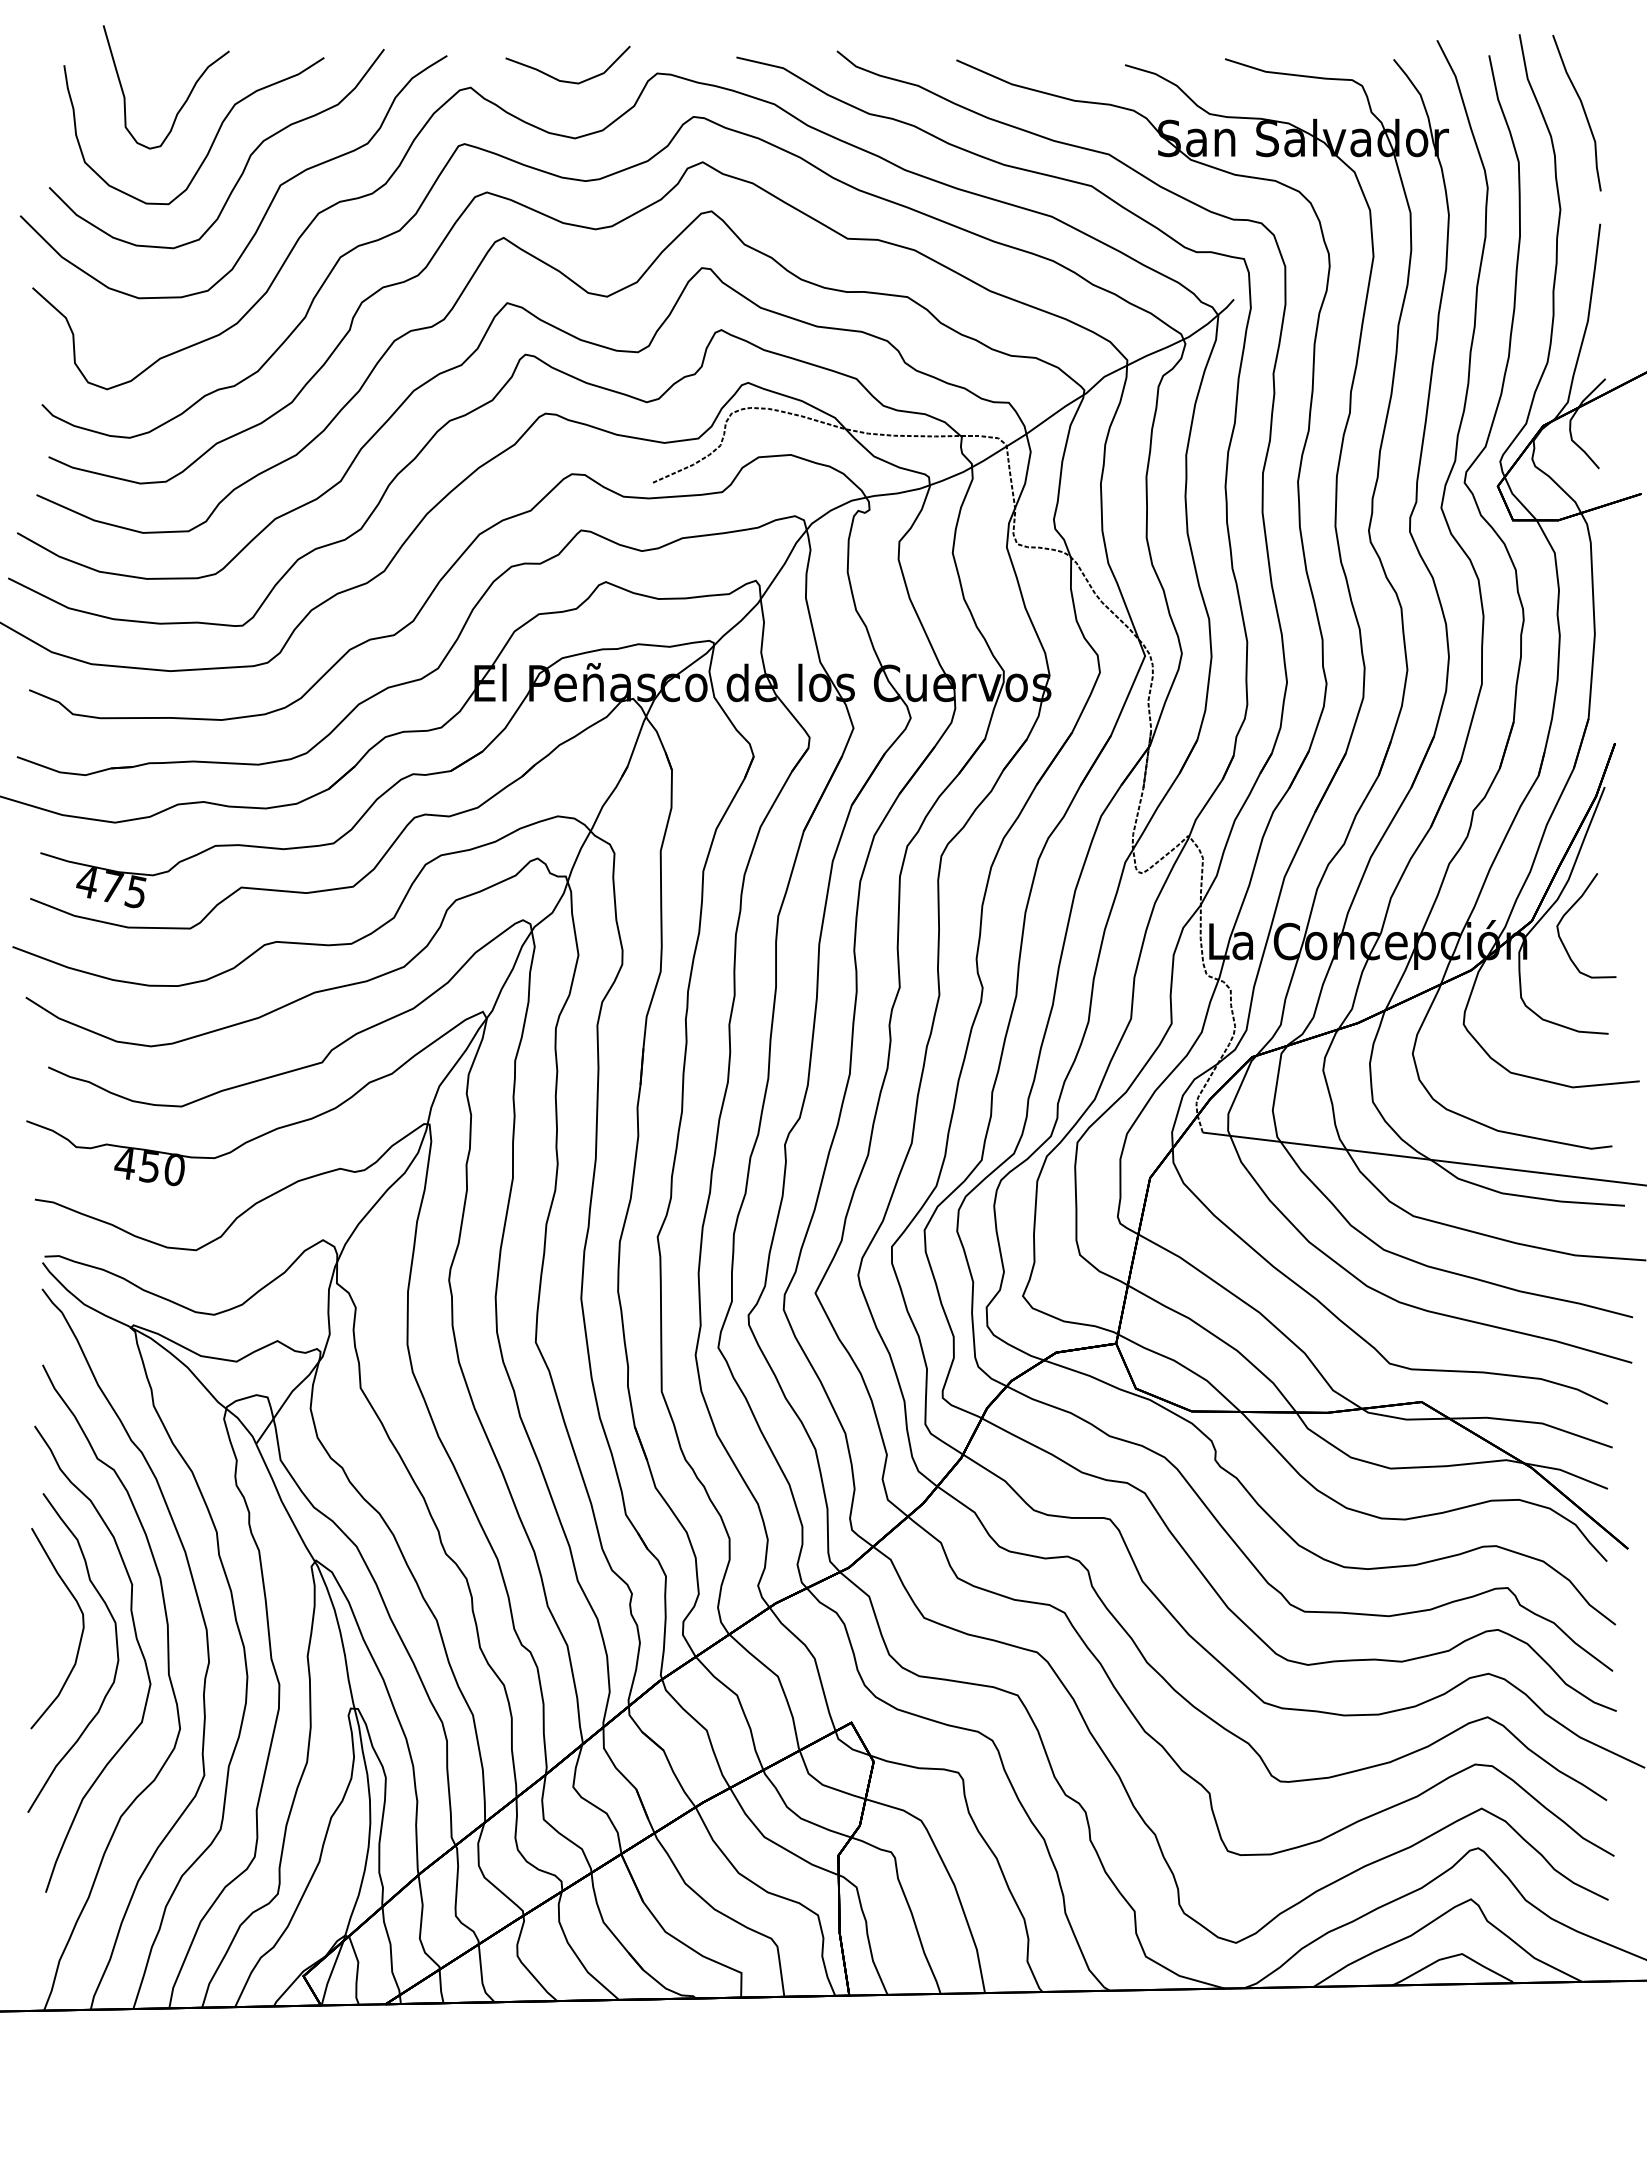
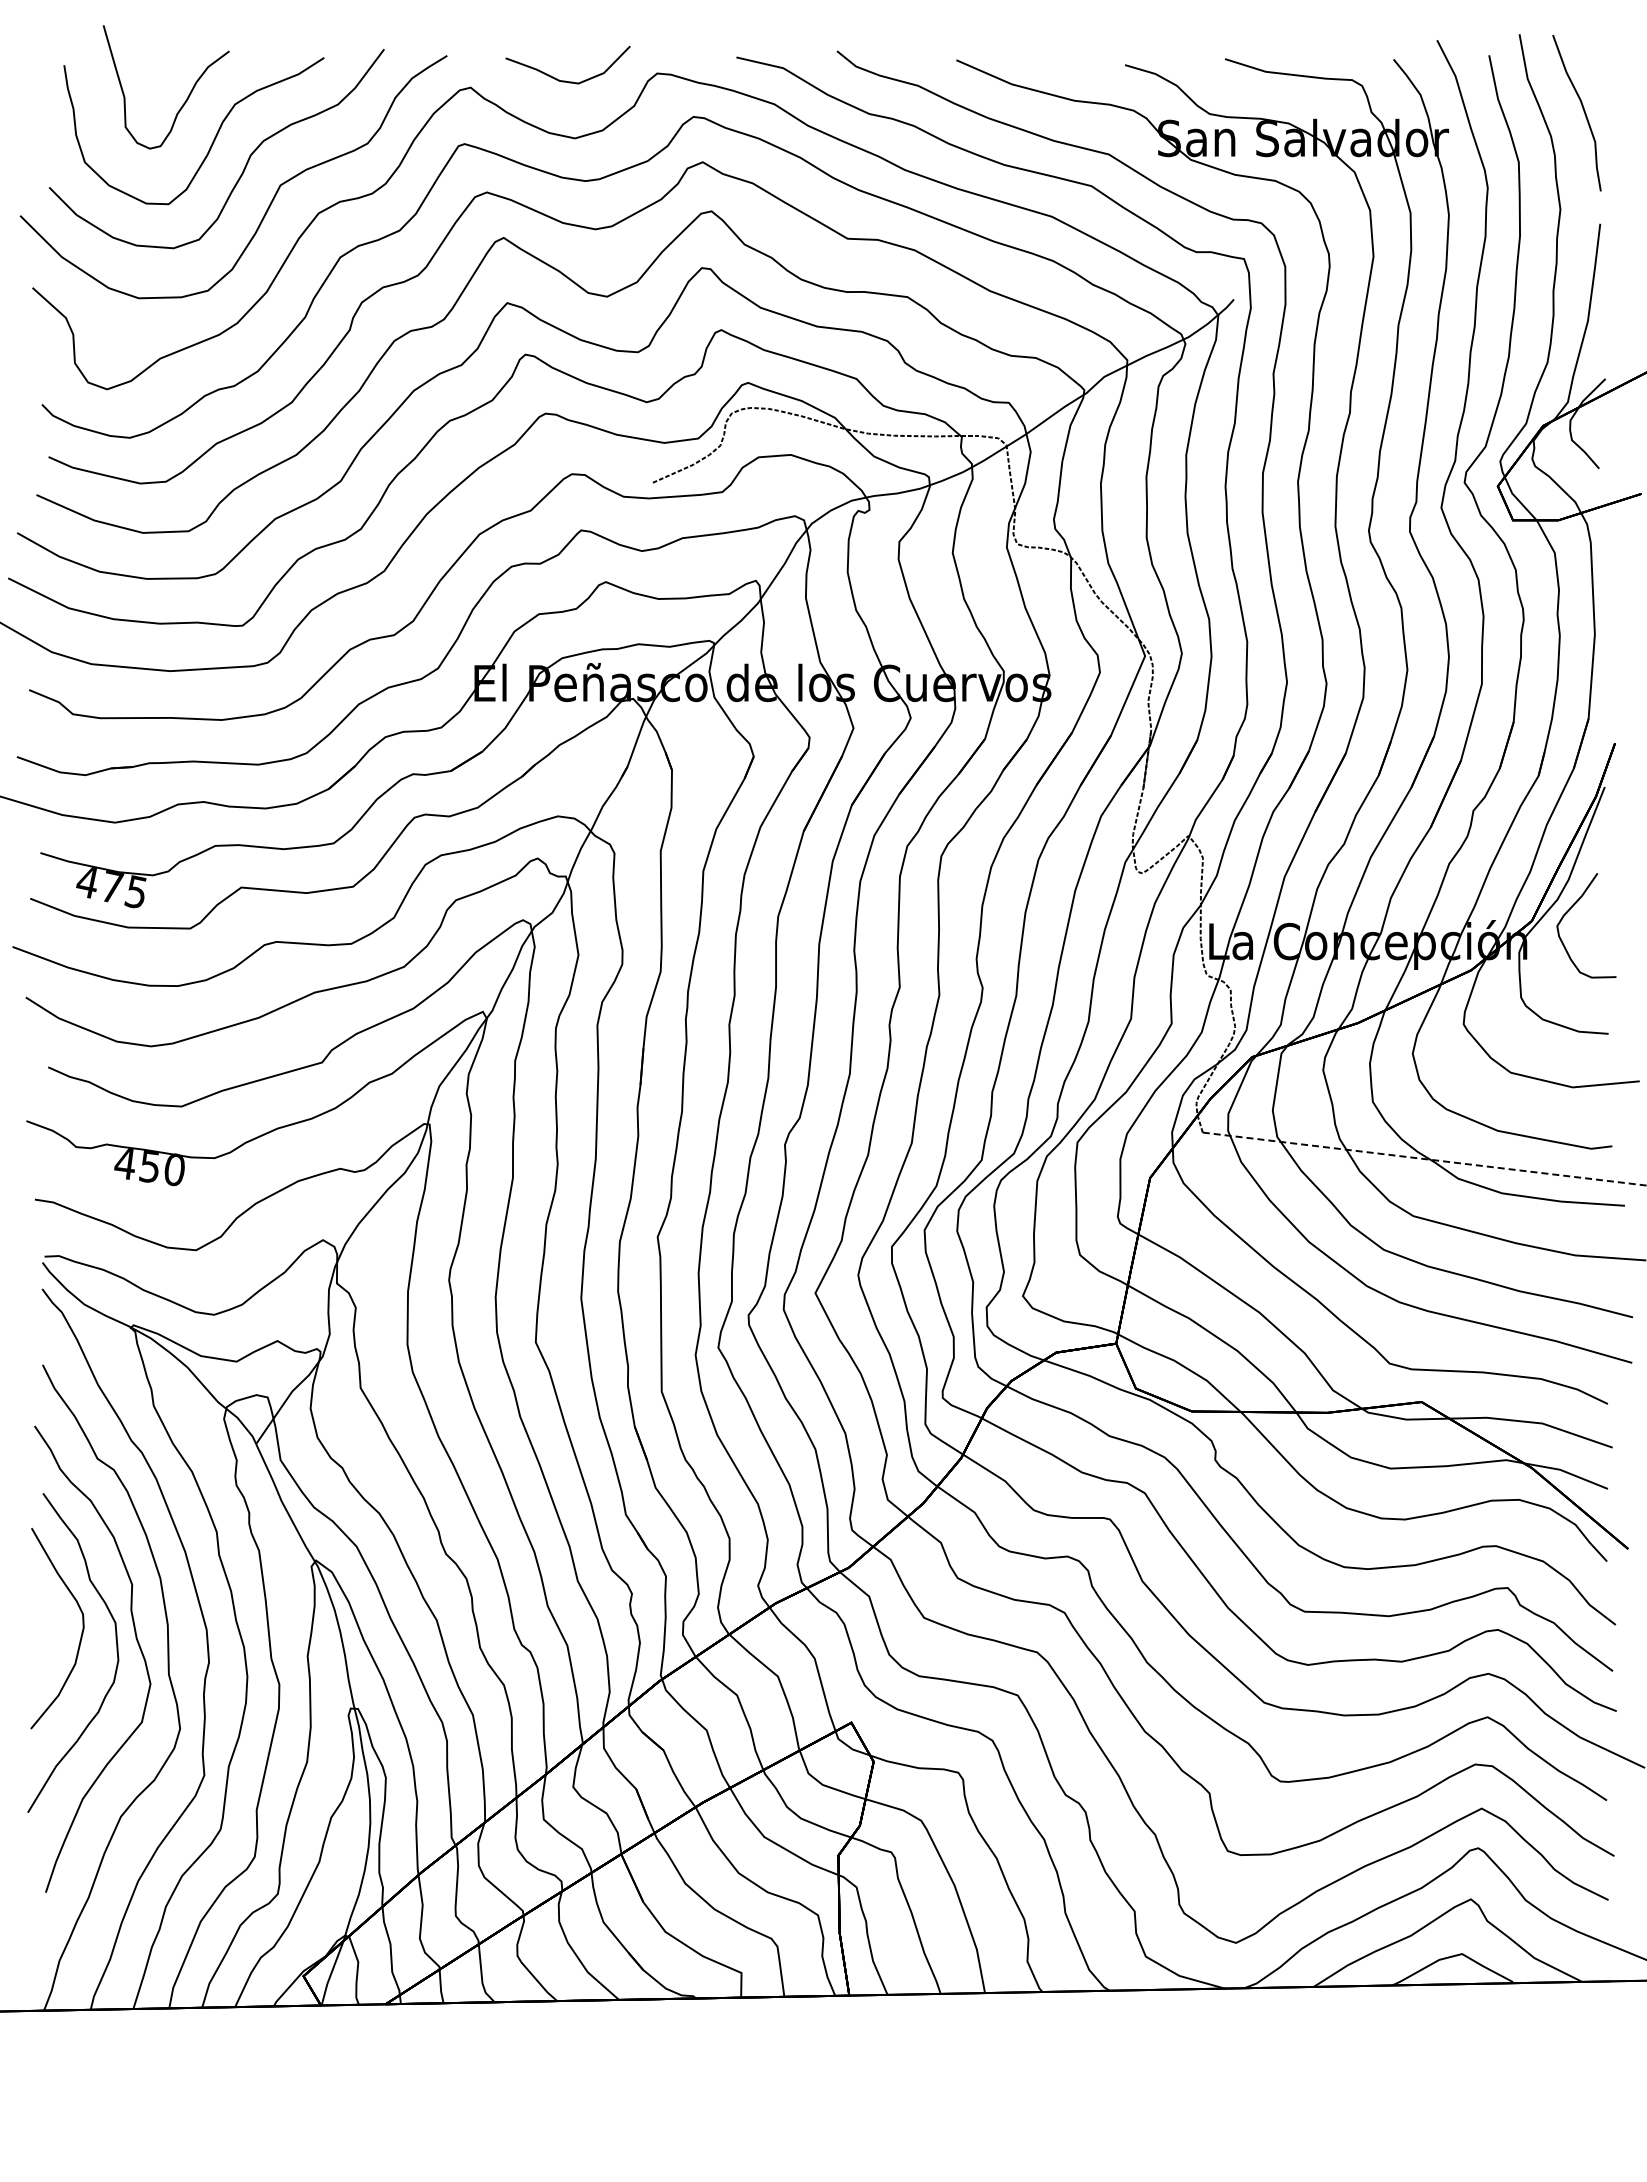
line: solid -> dashed (1425, 1159)
